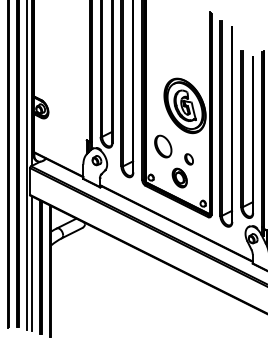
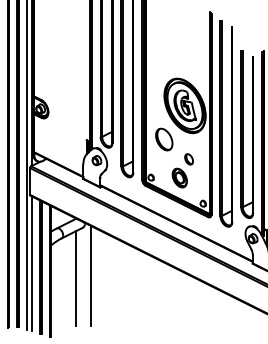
part position: (163, 146) -> (164, 139) (164, 139)
line: none -> present (91, 275)
line: none -> present (76, 278)
